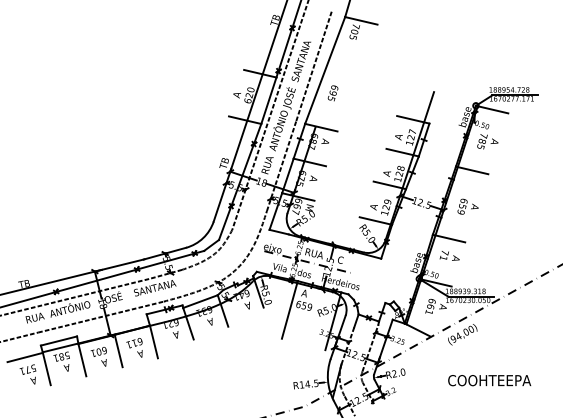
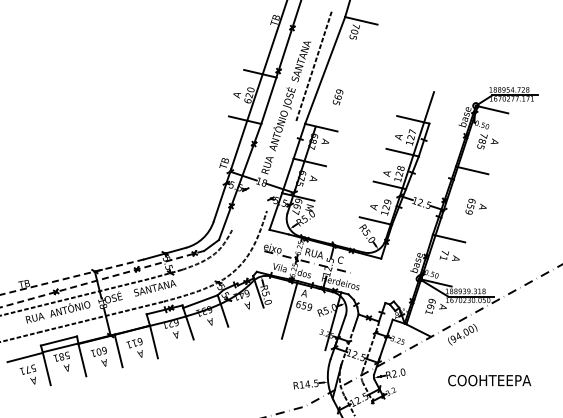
text position: (332, 93) -> (337, 97) (337, 97)
line: present -> none (269, 116)
line: present -> none (281, 165)
text position: (467, 206) -> (475, 206) (475, 206)
line: solid -> dashed (71, 277)
line: solid -> dashed (102, 279)
